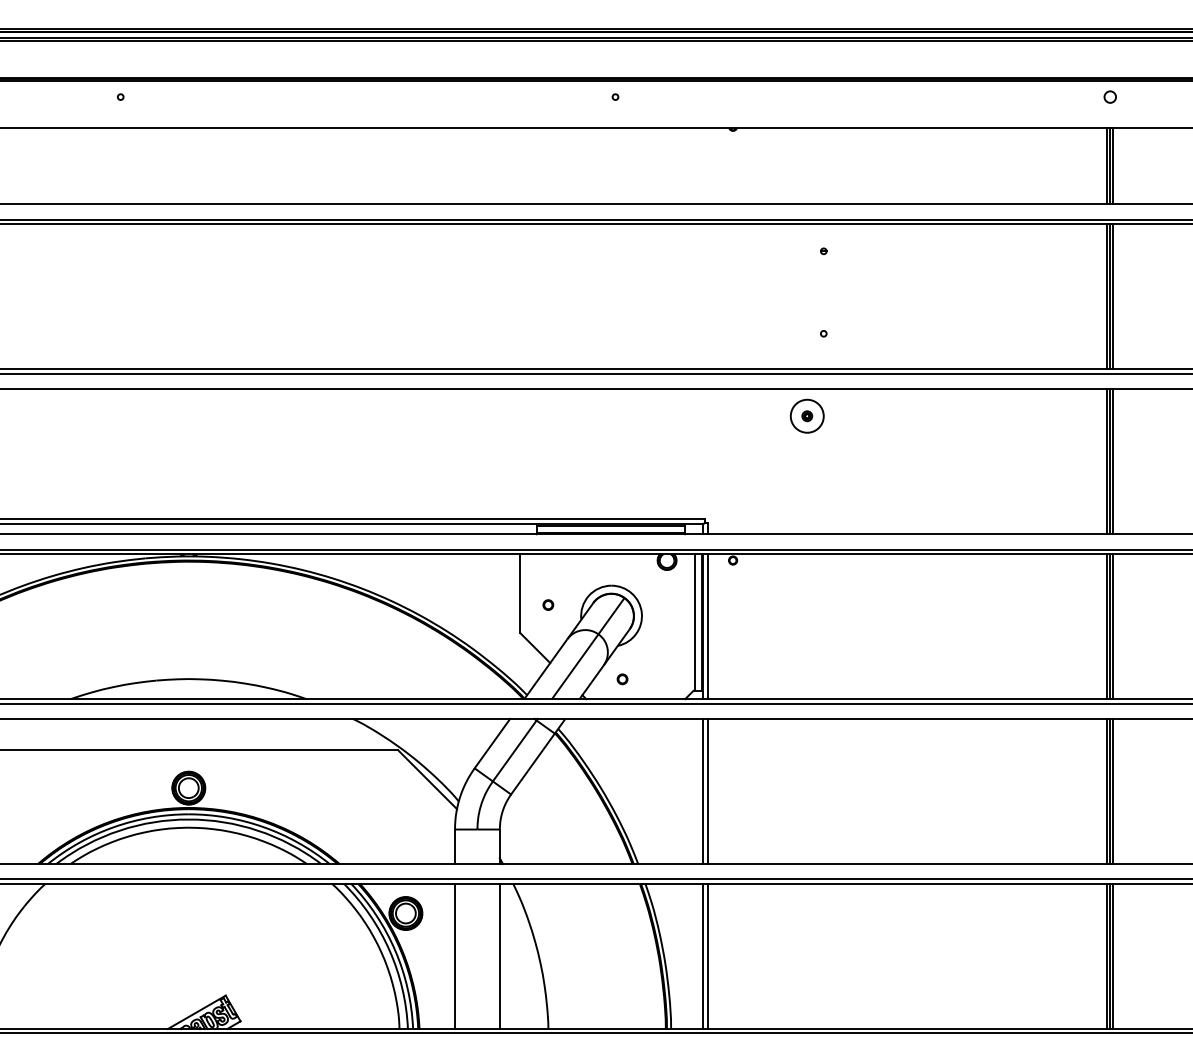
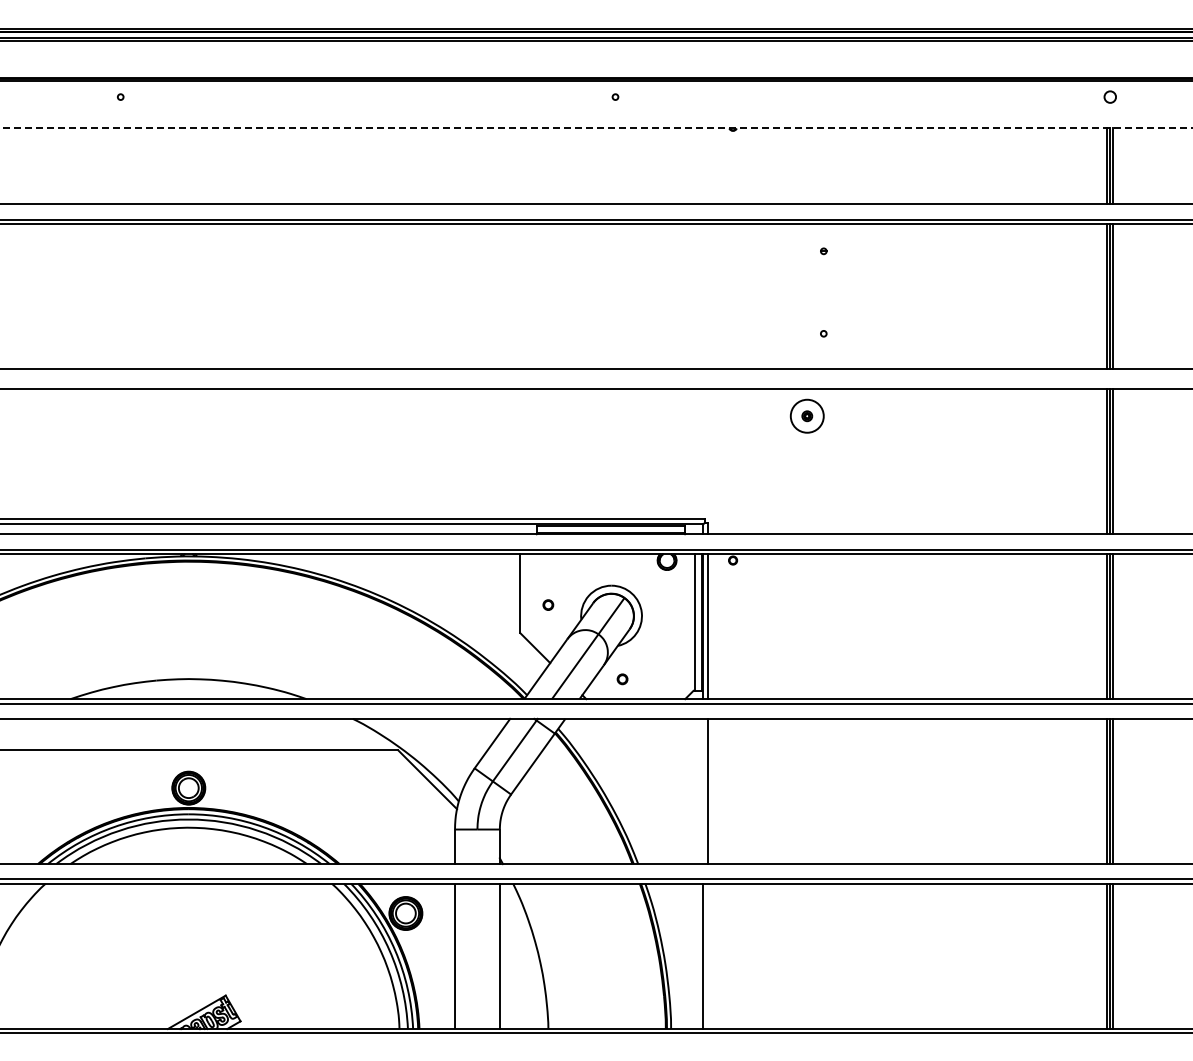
line: solid -> dashed (596, 128)
line: present -> none (595, 373)
line: present -> none (703, 791)
line: present -> none (708, 956)
